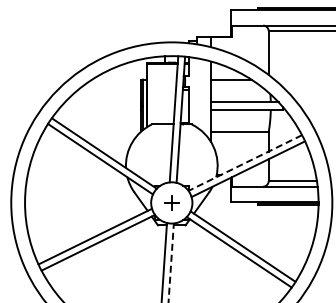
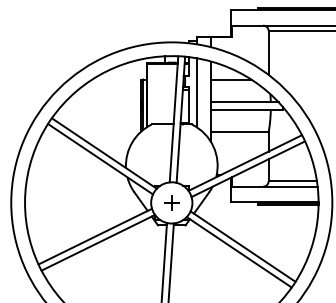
line: none -> present (197, 92)
line: dashed -> solid (244, 163)
line: dashed -> solid (171, 263)
